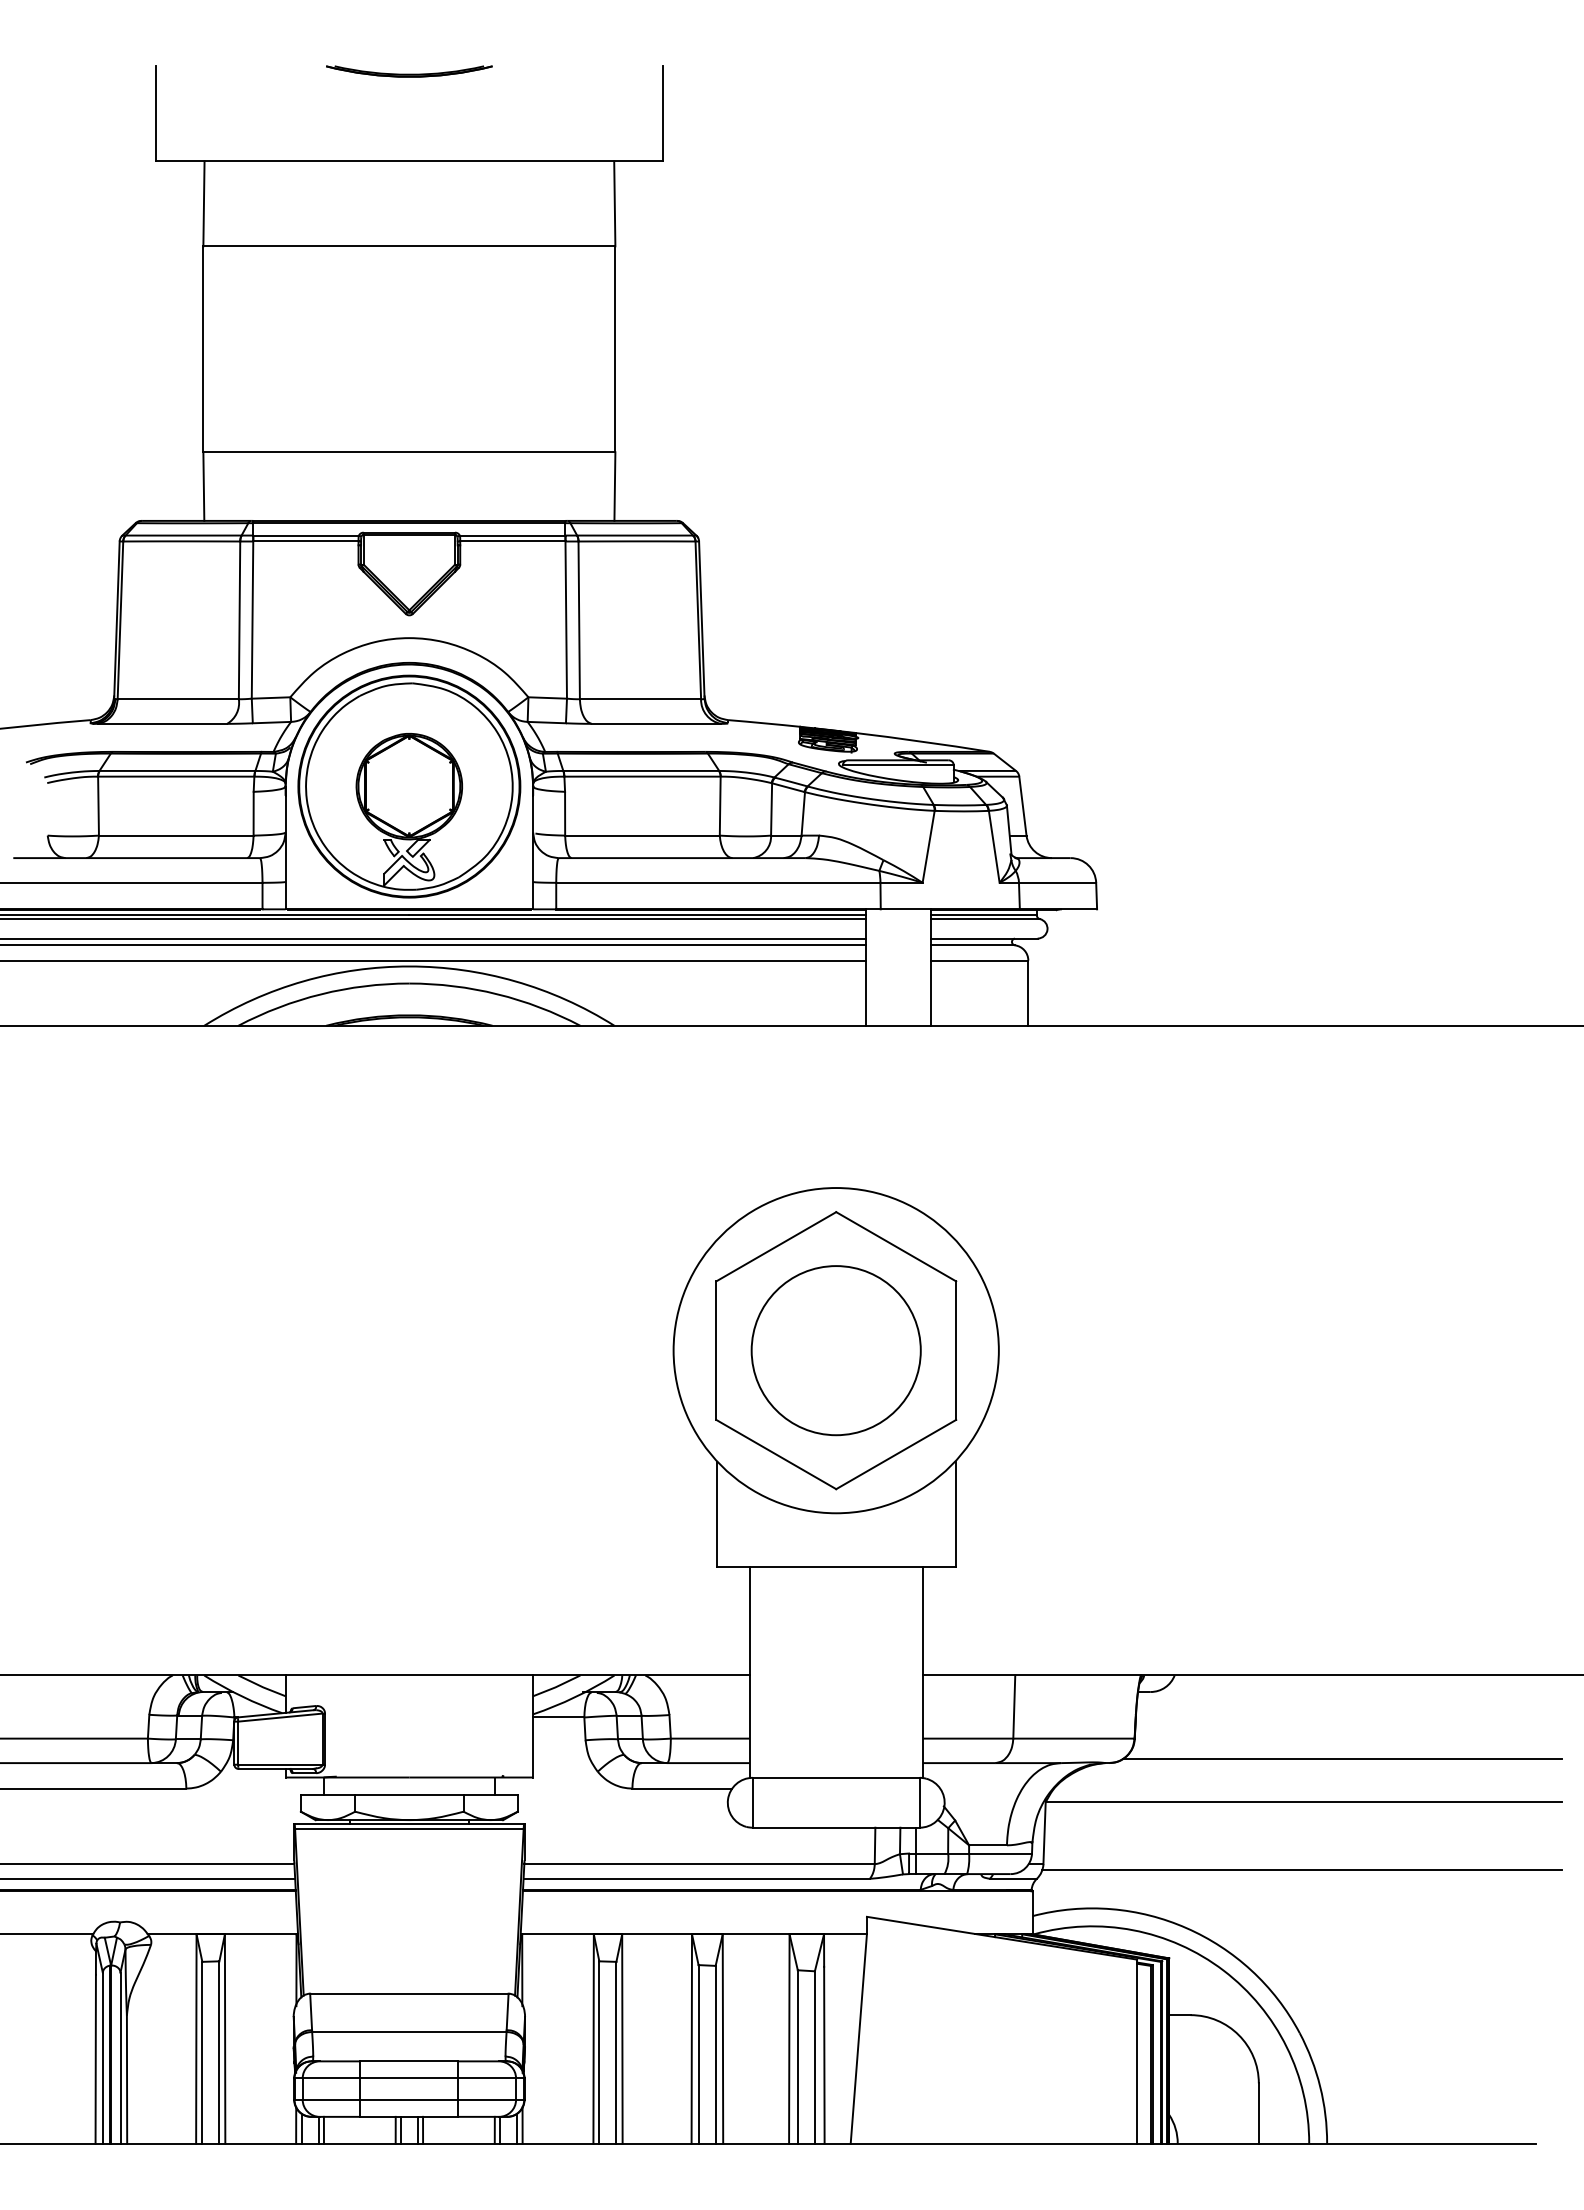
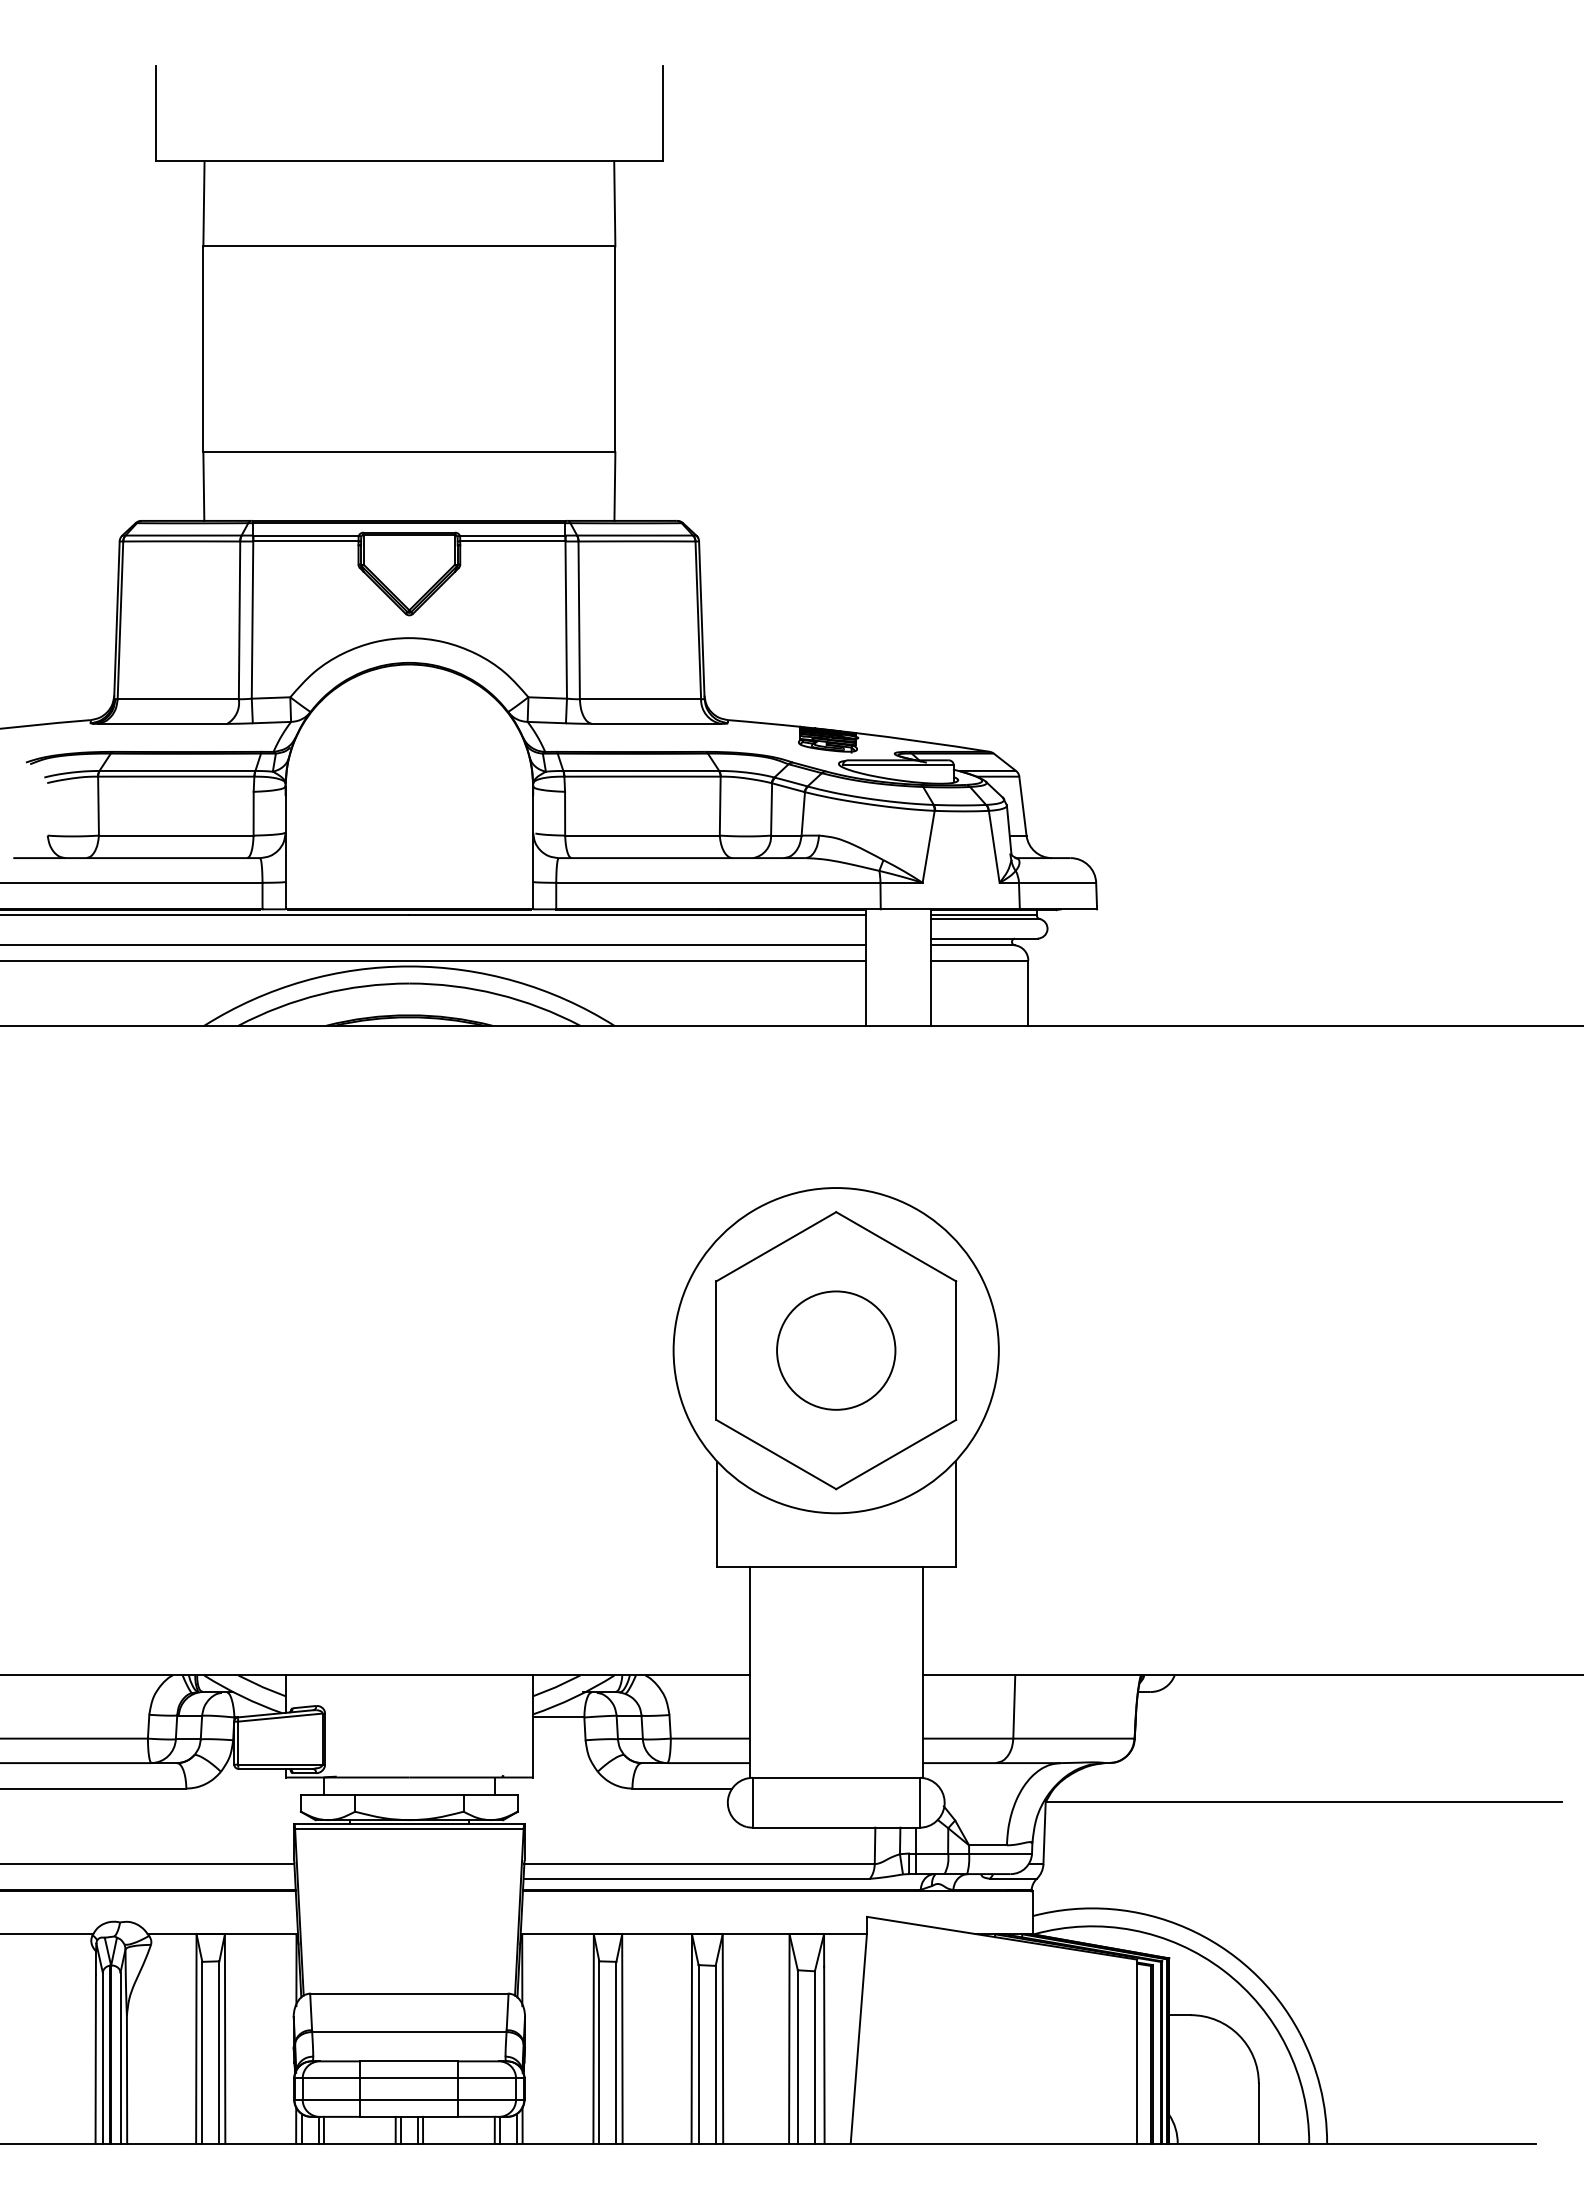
part: present -> none (409, 71)
part: present -> none (409, 786)
line: present -> none (433, 919)
line: present -> none (433, 938)
circle diameter: 169 px -> 118 px (836, 1350)
line: present -> none (1341, 1759)
line: present -> none (1301, 1870)
line: present -> none (148, 1878)
